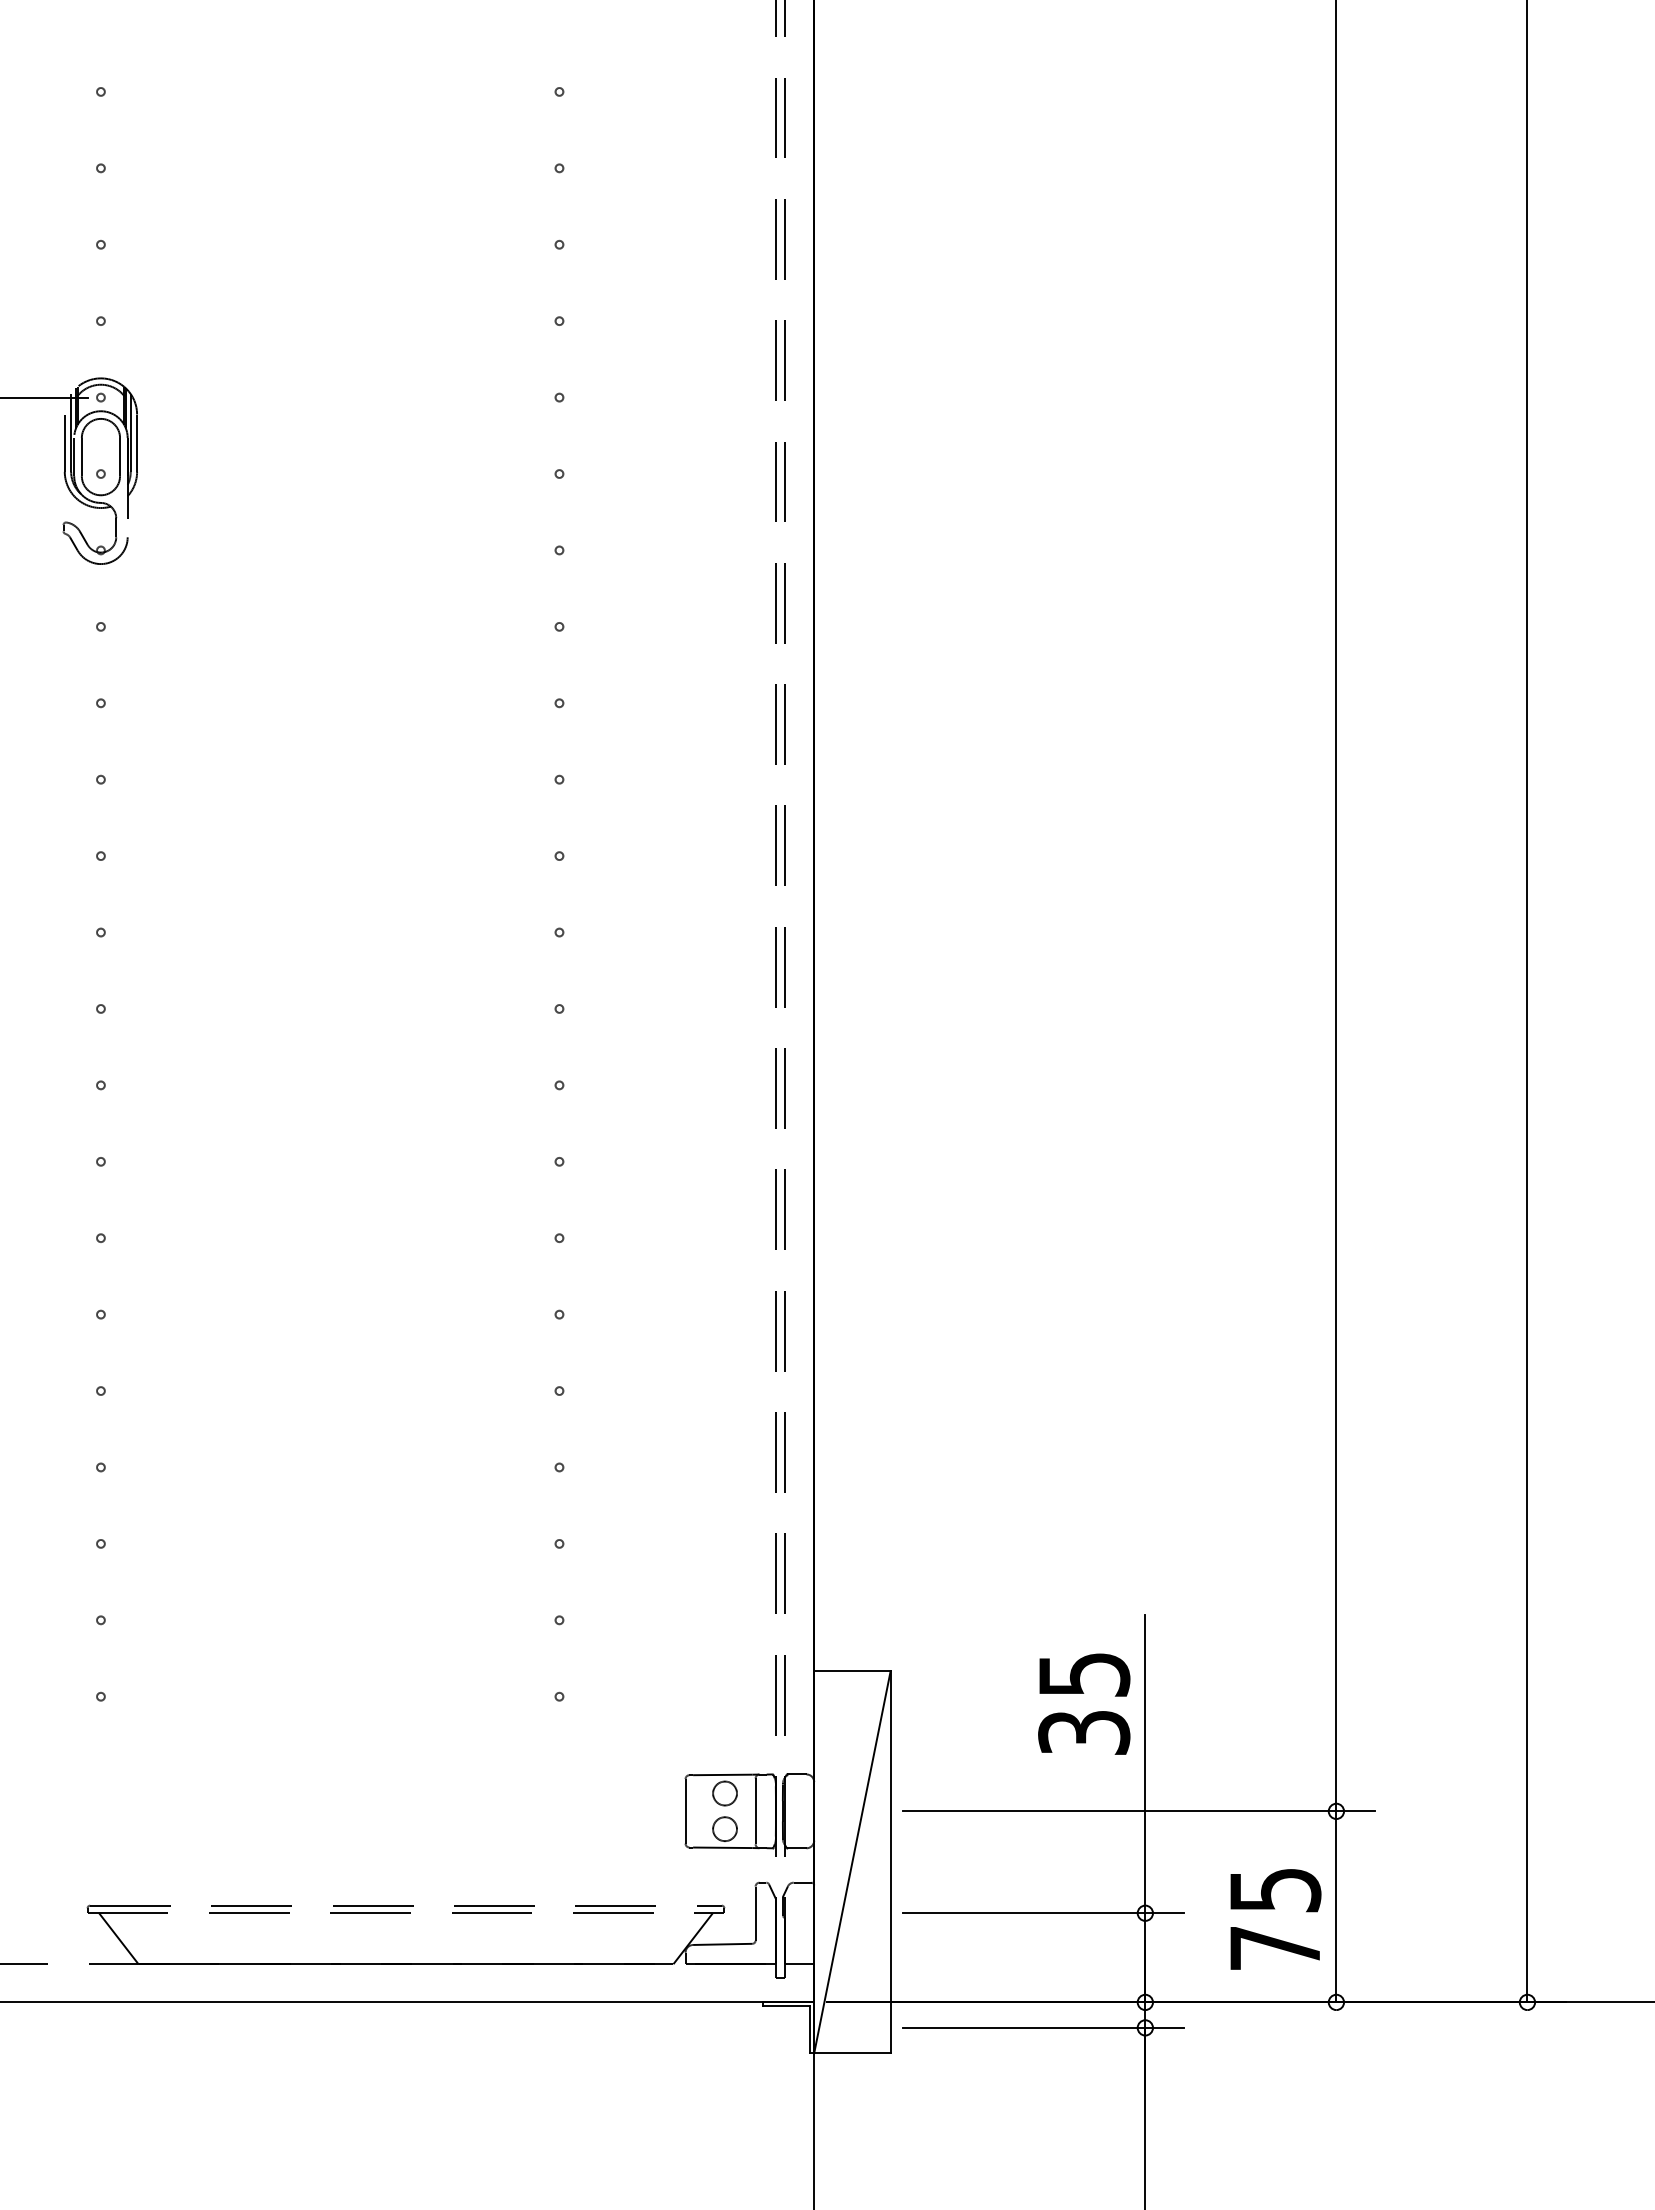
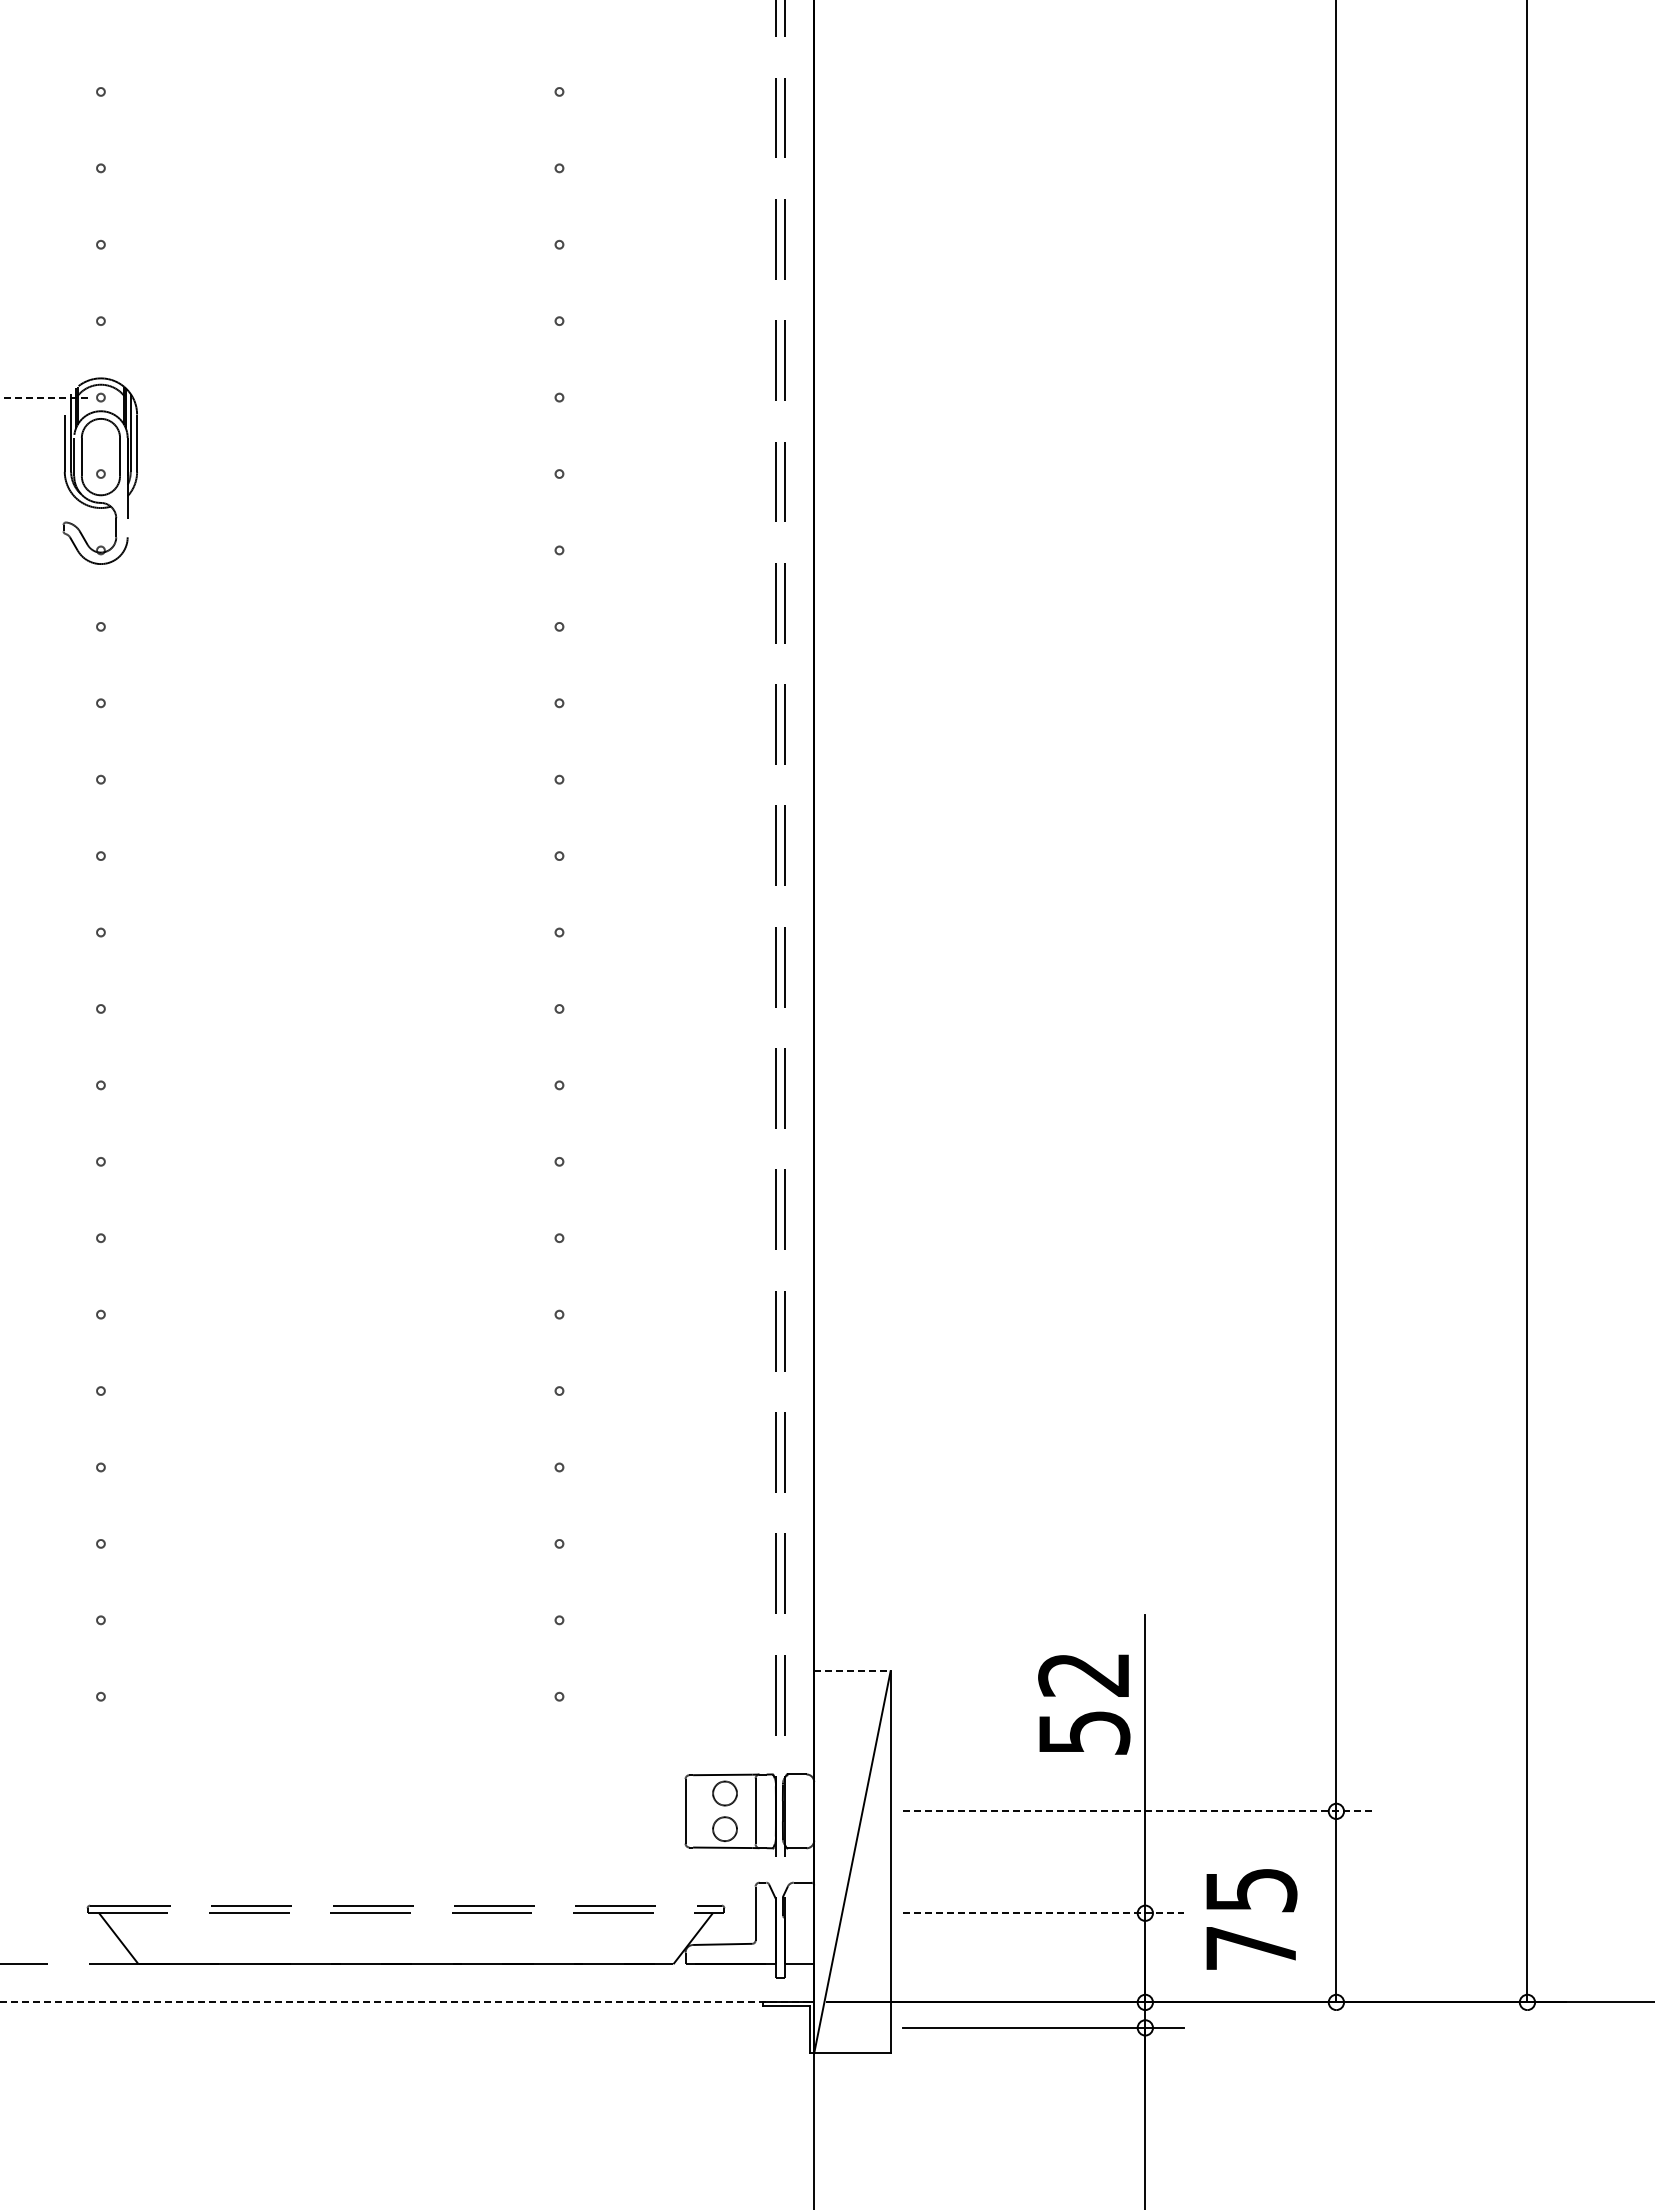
line: solid -> dashed (44, 397)
line: solid -> dashed (852, 1671)
text: 35 -> 52 (1084, 1703)
line: solid -> dashed (1138, 1811)
line: solid -> dashed (1043, 1913)
text position: (1275, 1919) -> (1251, 1919) (1251, 1919)
line: solid -> dashed (407, 2002)
